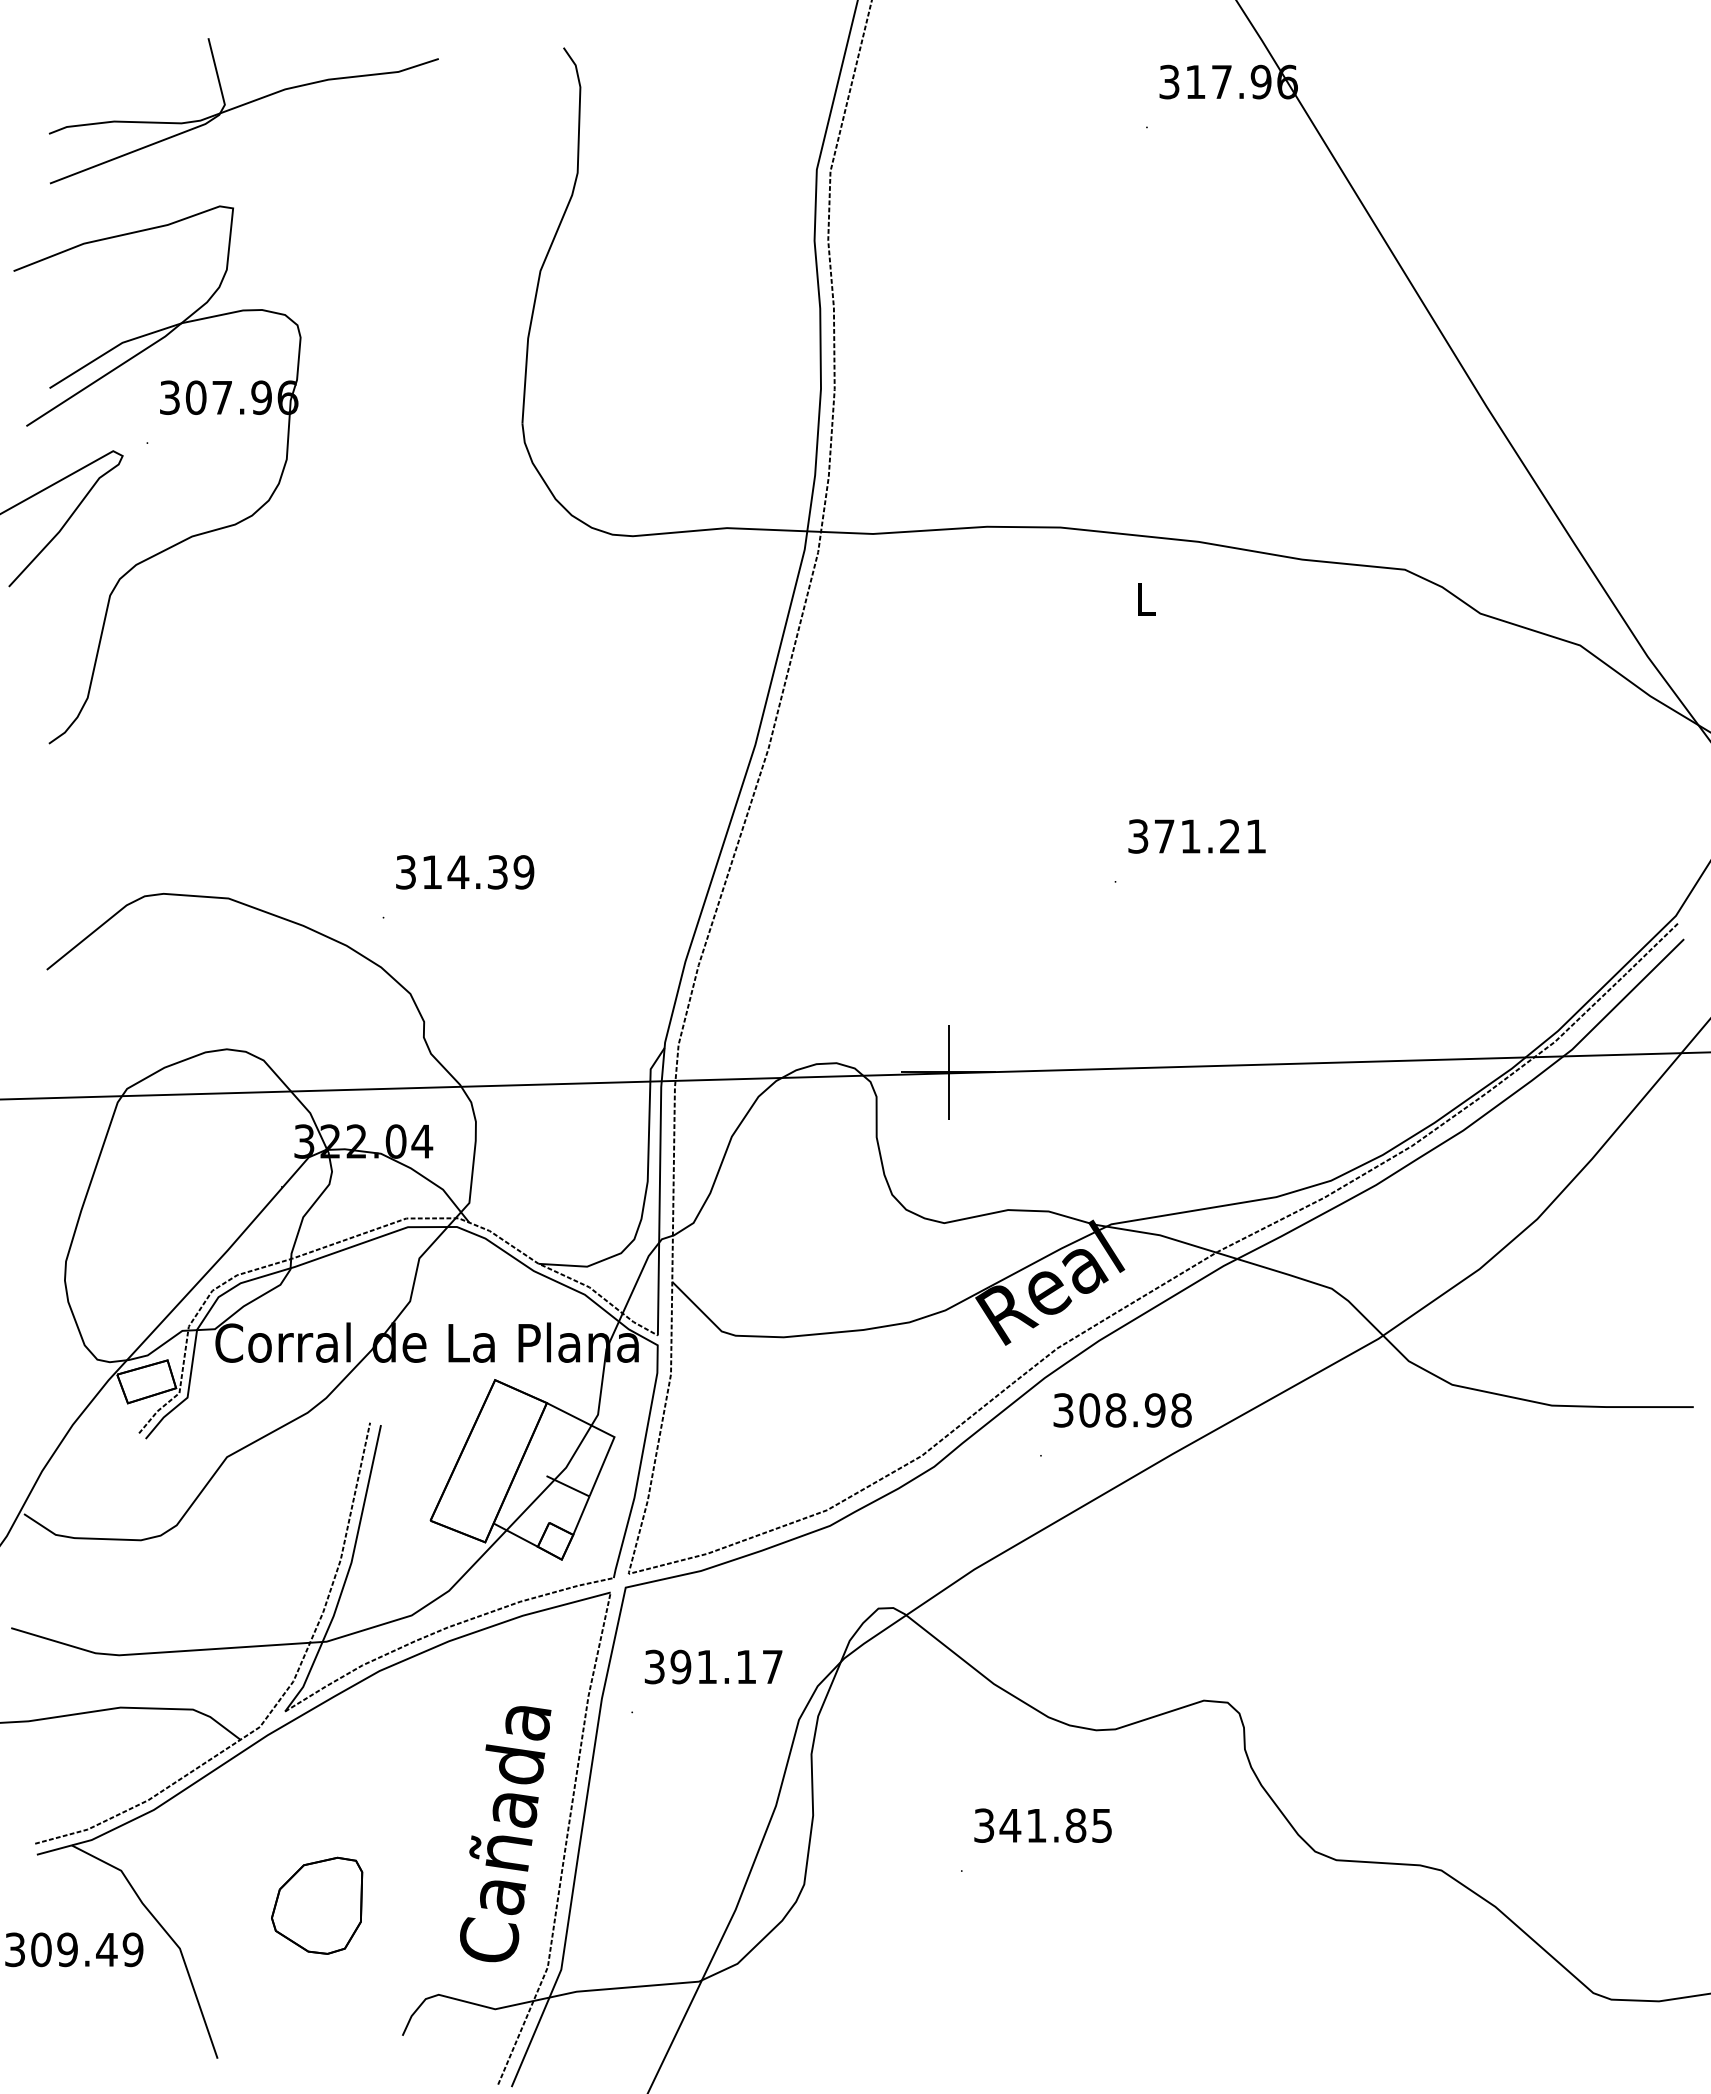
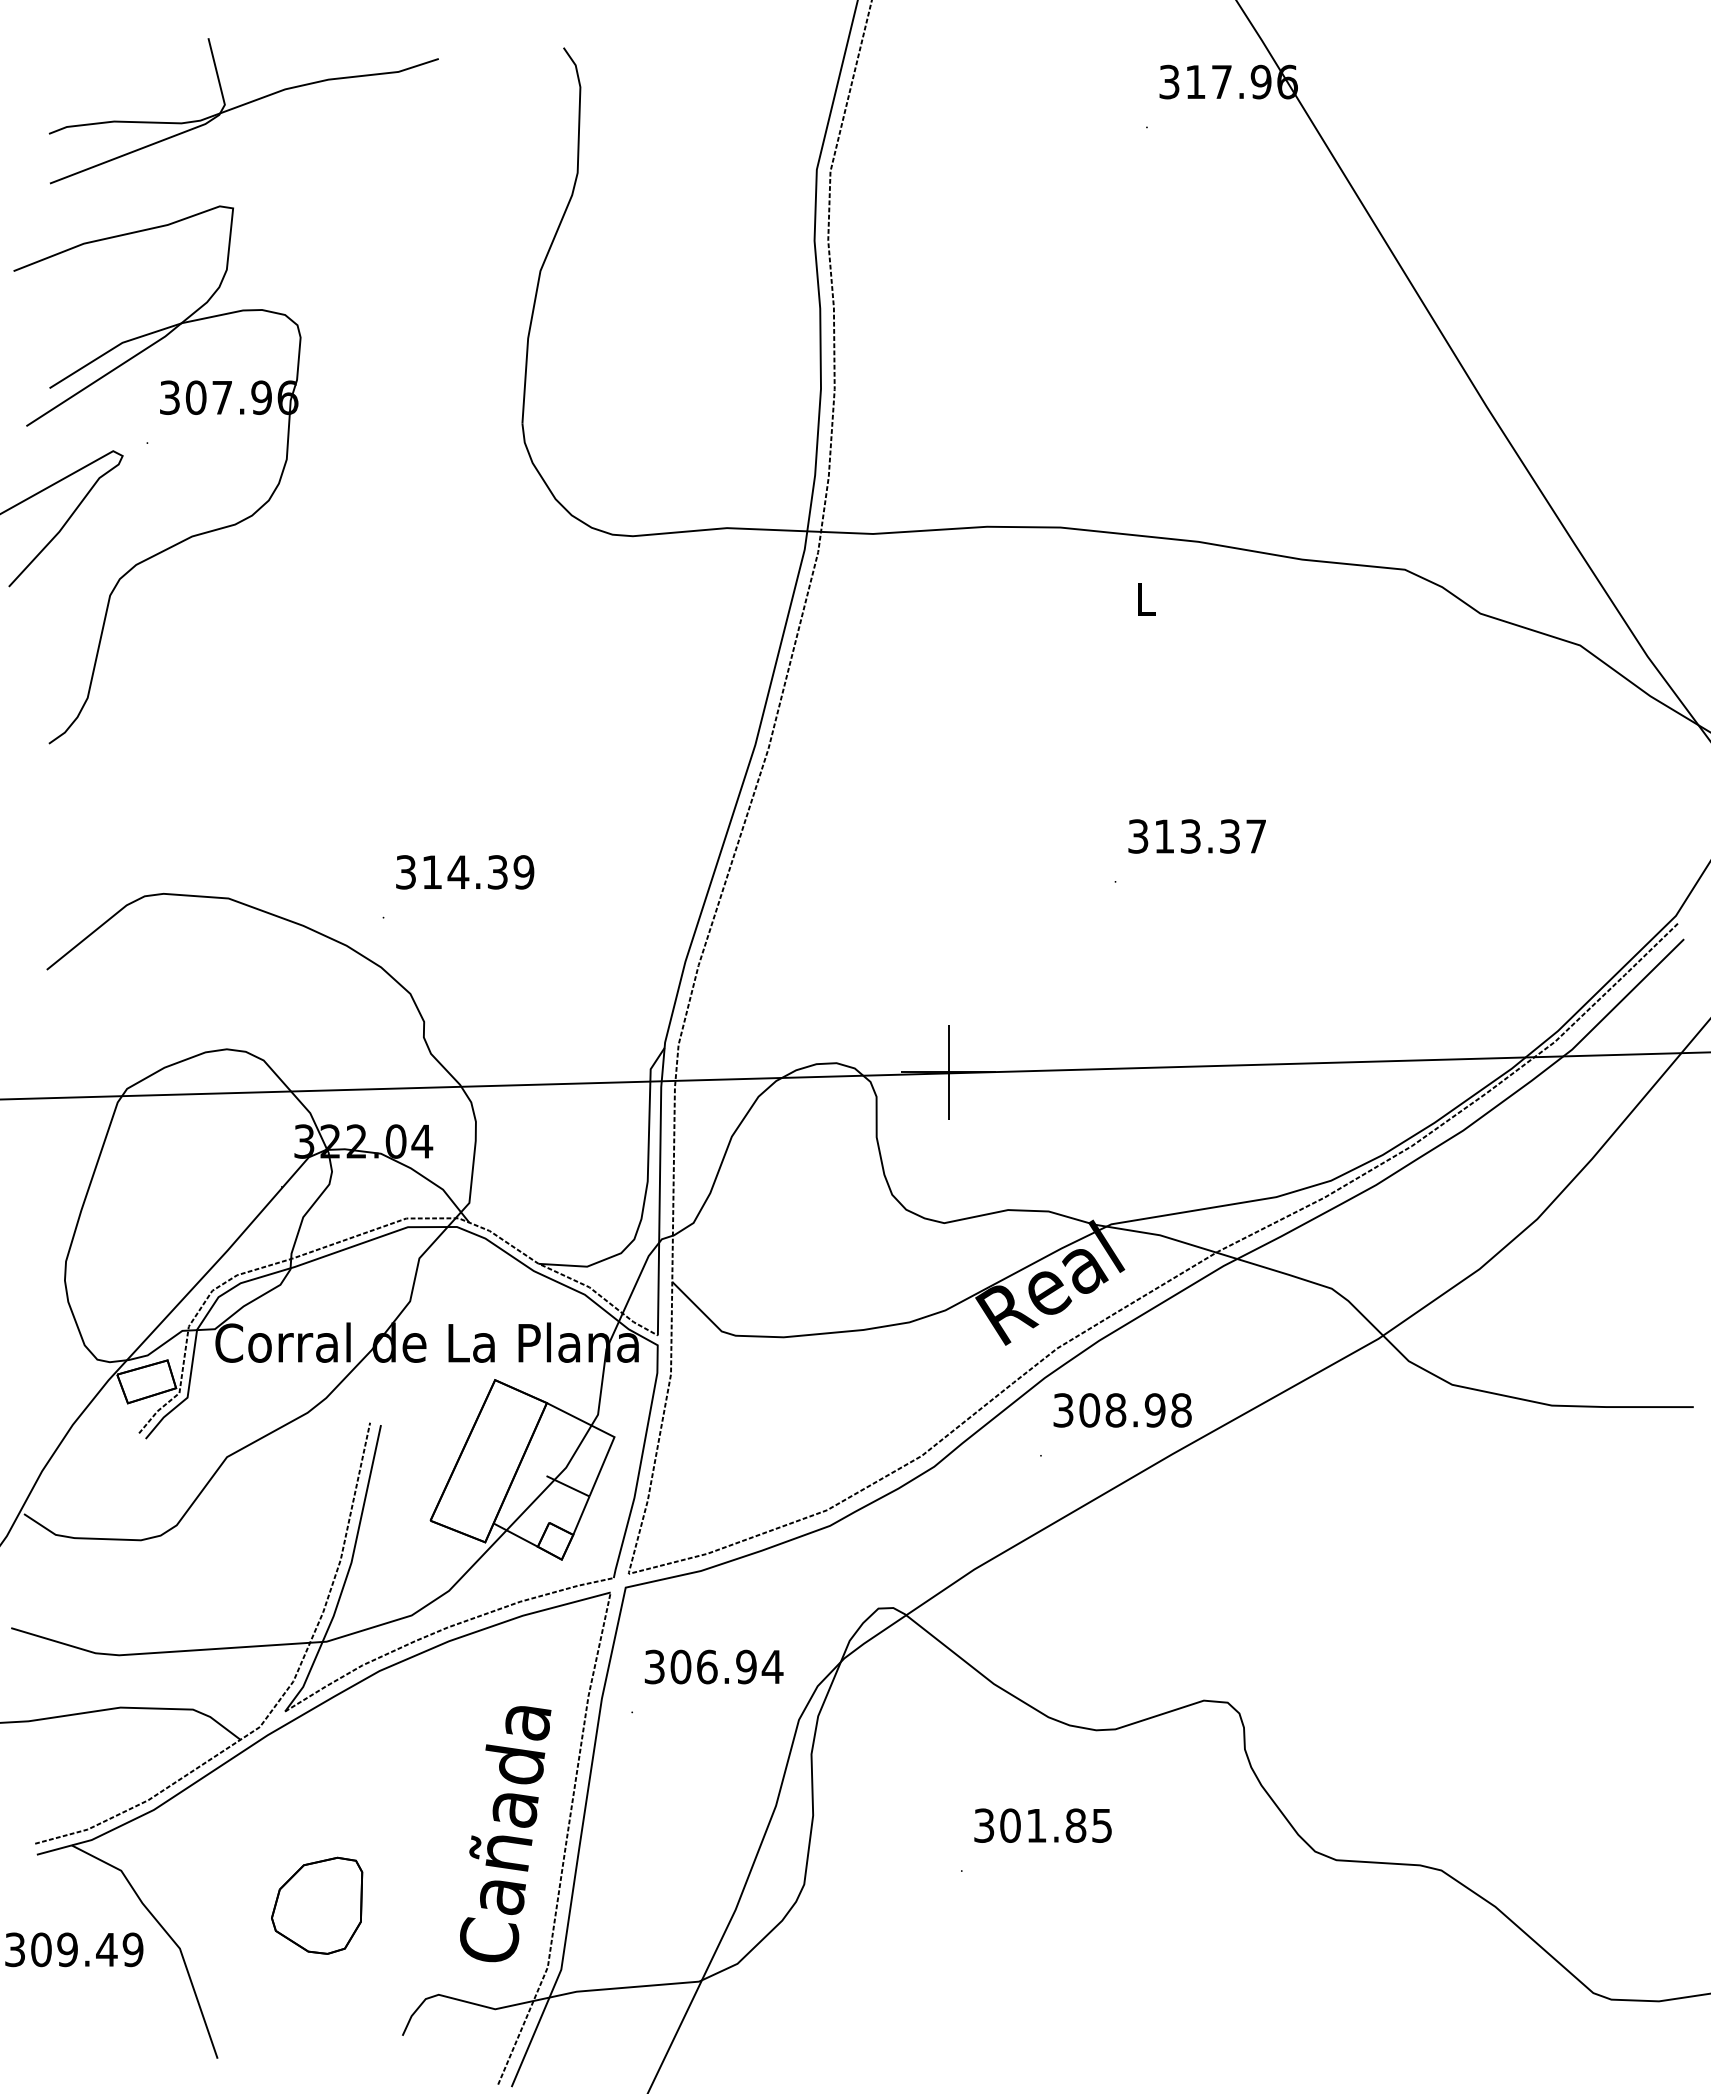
text: 371.21 -> 313.37 (1210, 836)
text: 391.17 -> 306.94 (726, 1666)
text: 341.85 -> 301.85 (1010, 1825)
